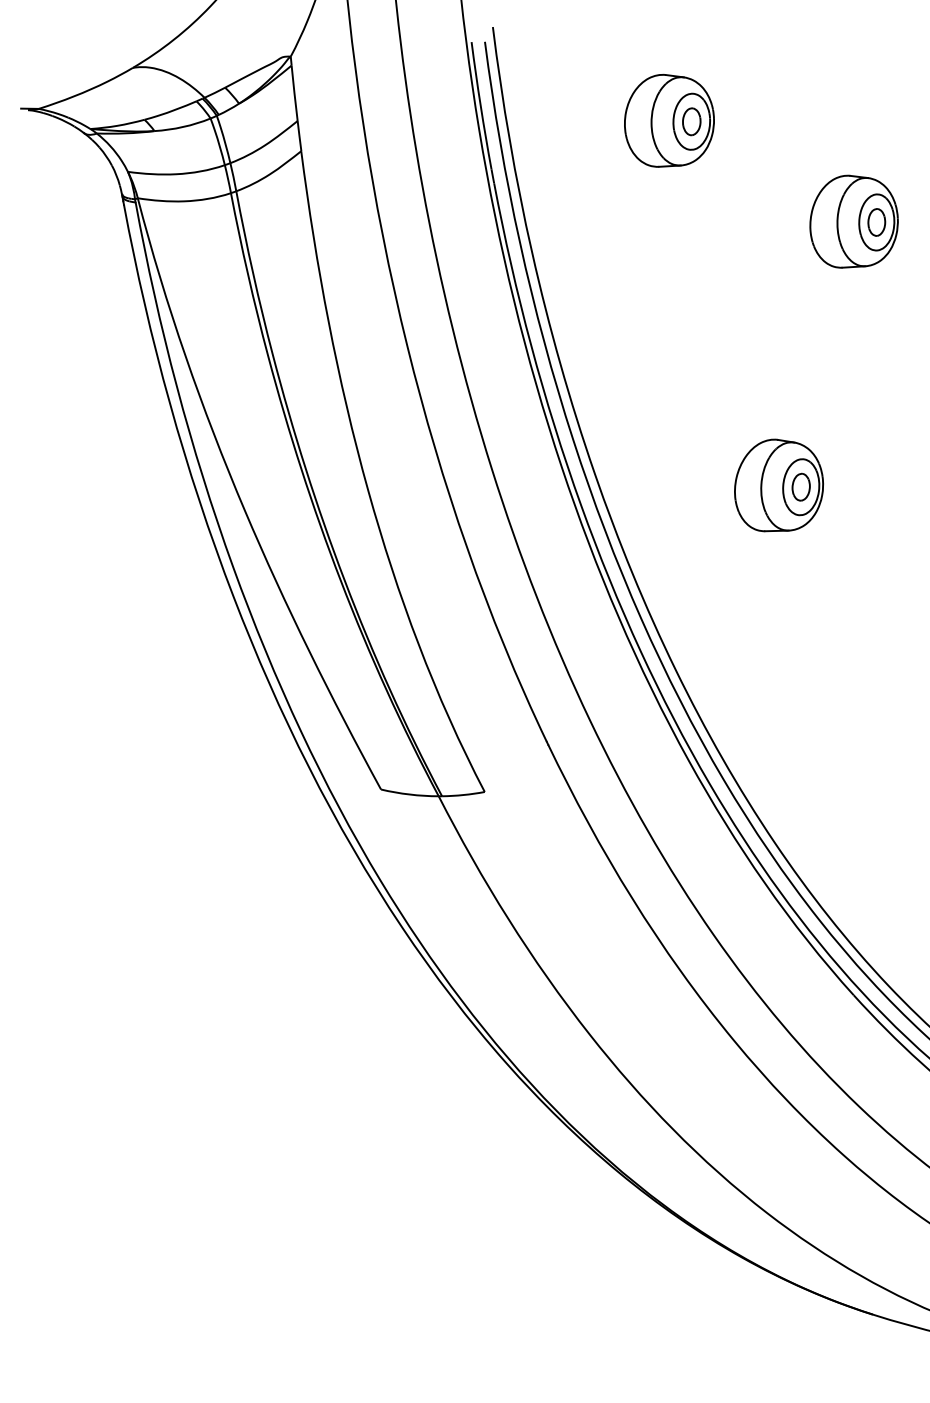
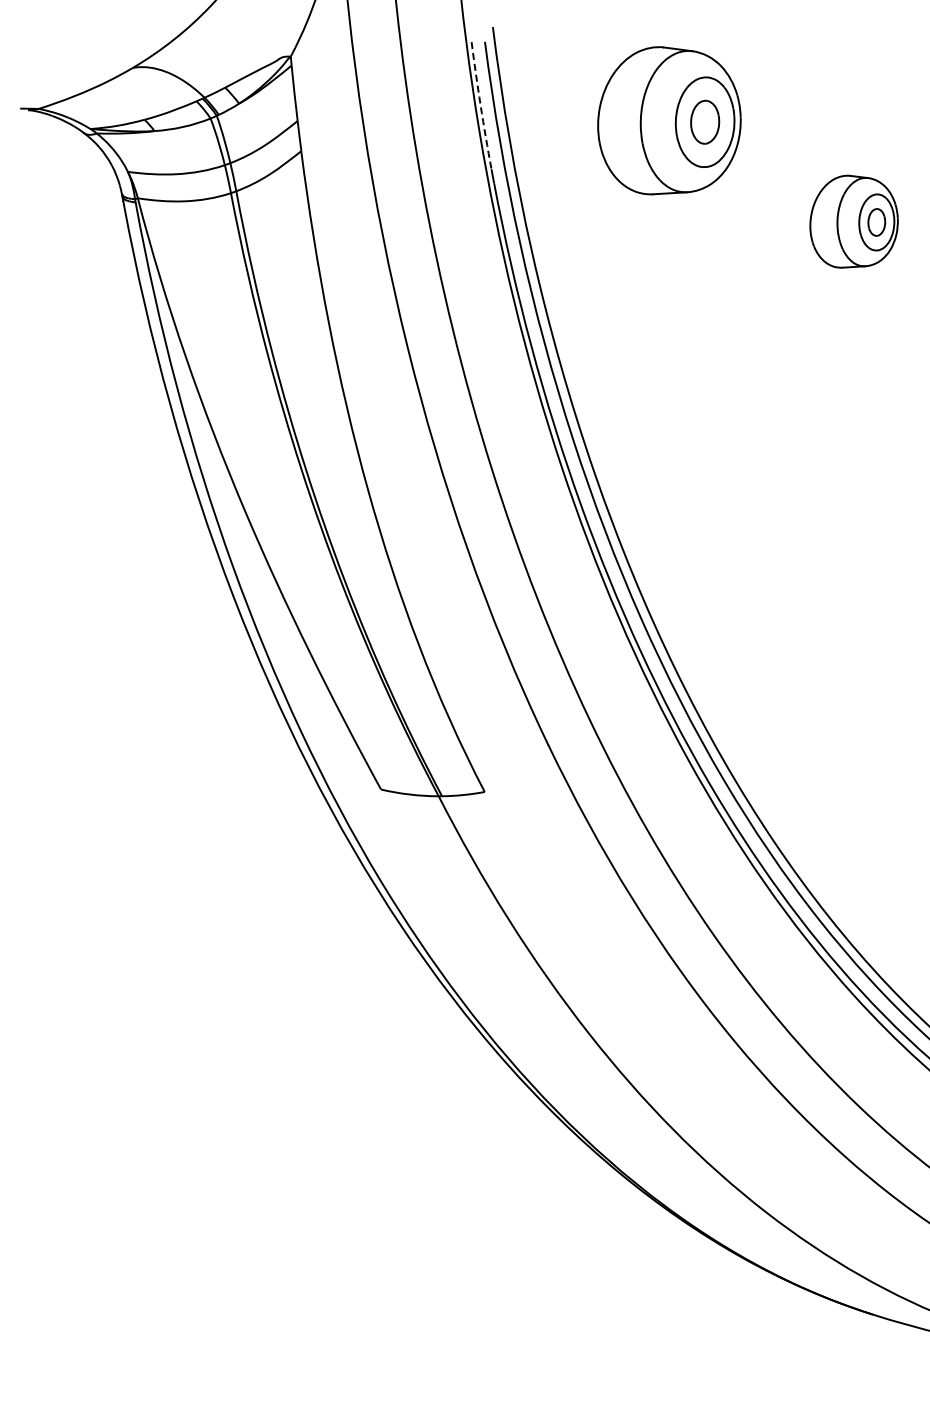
arc: solid -> dashed (480, 105)
part size: 91x94 px -> 145x150 px (669, 120)
part: present -> none (778, 485)
